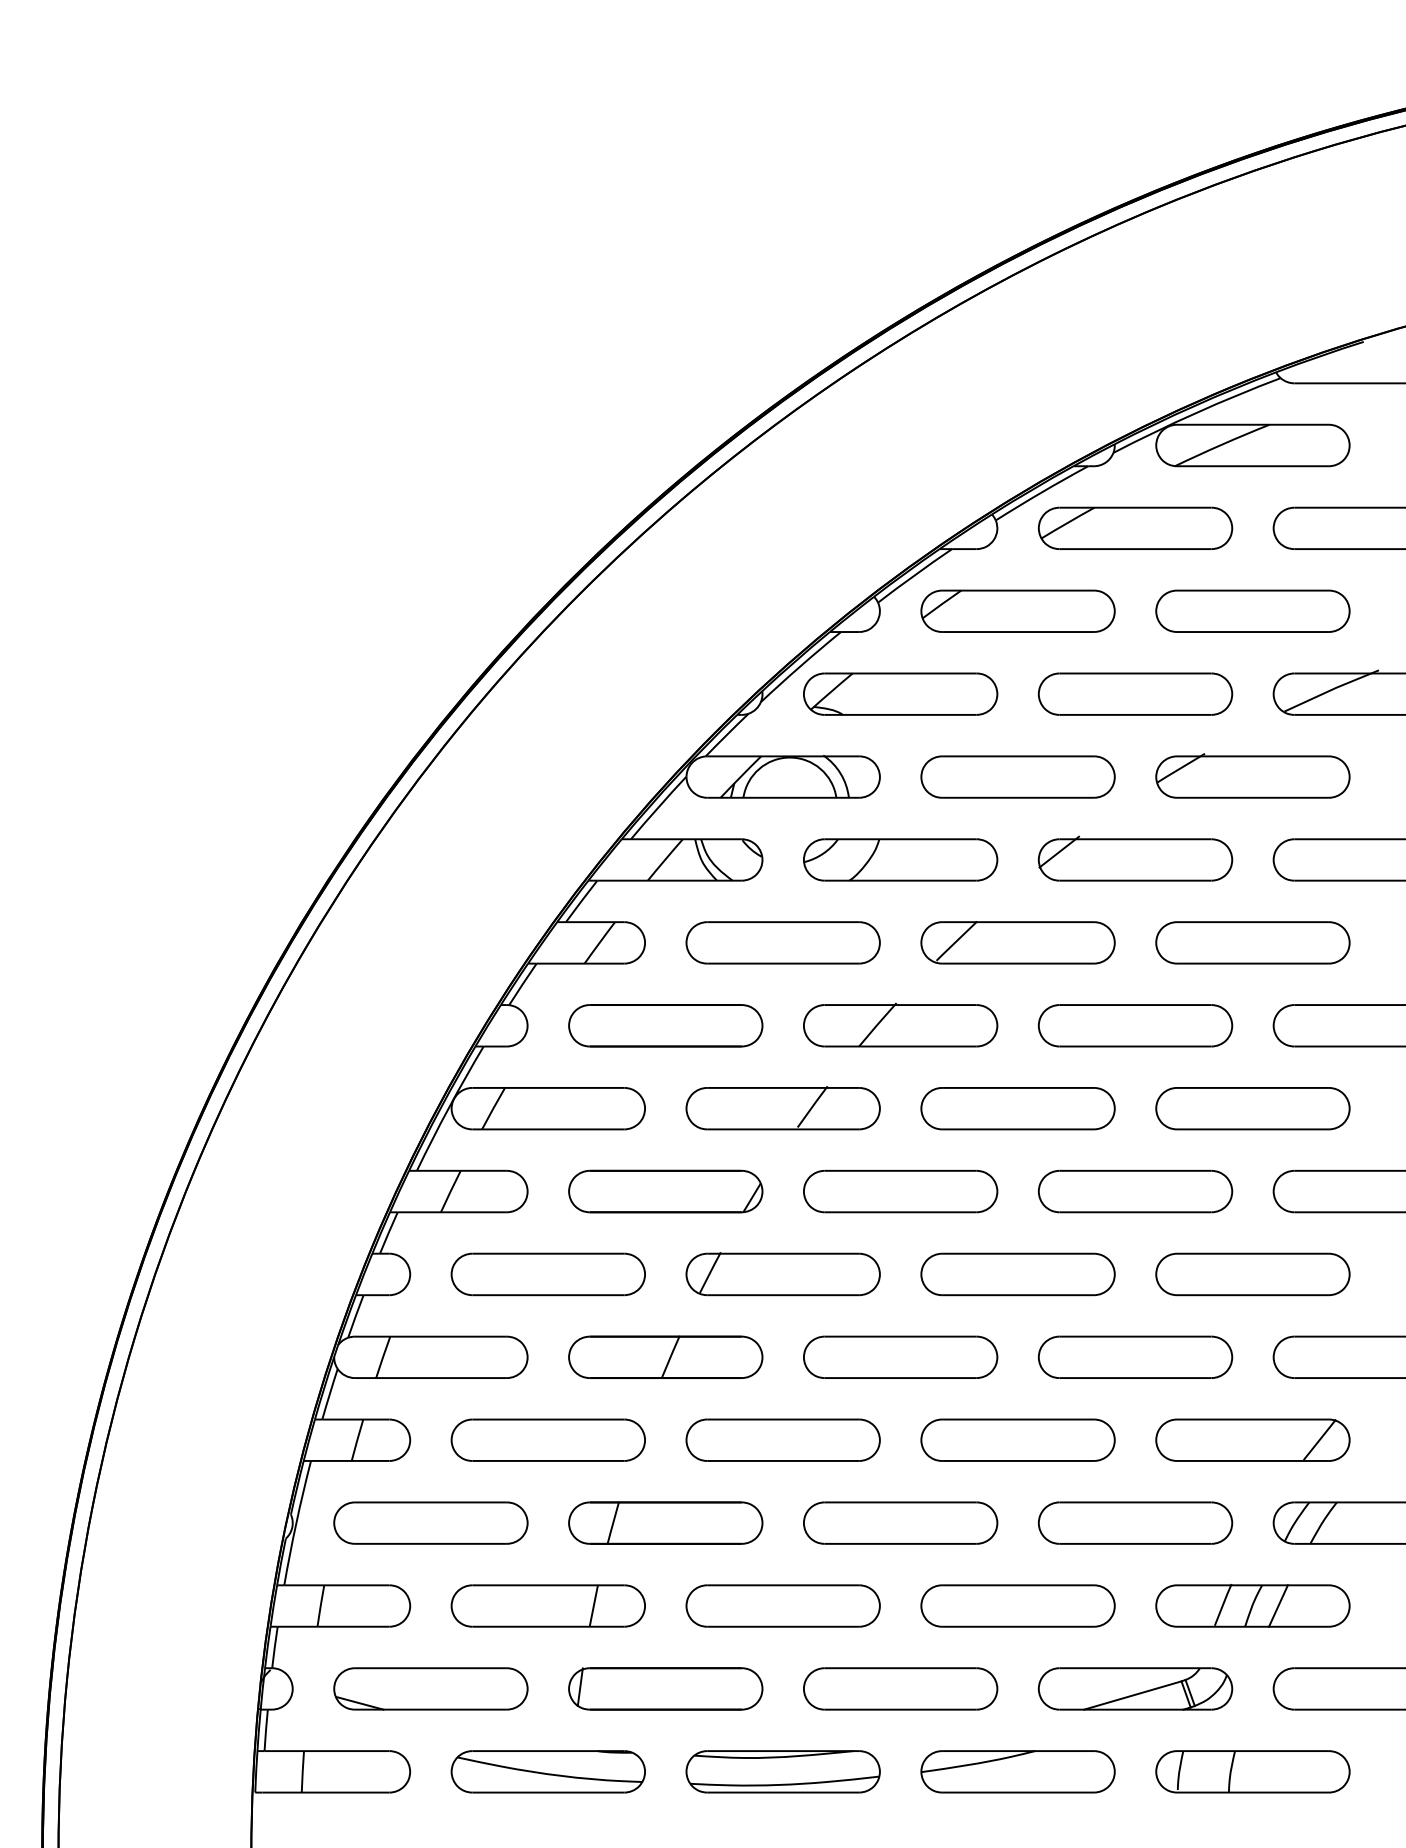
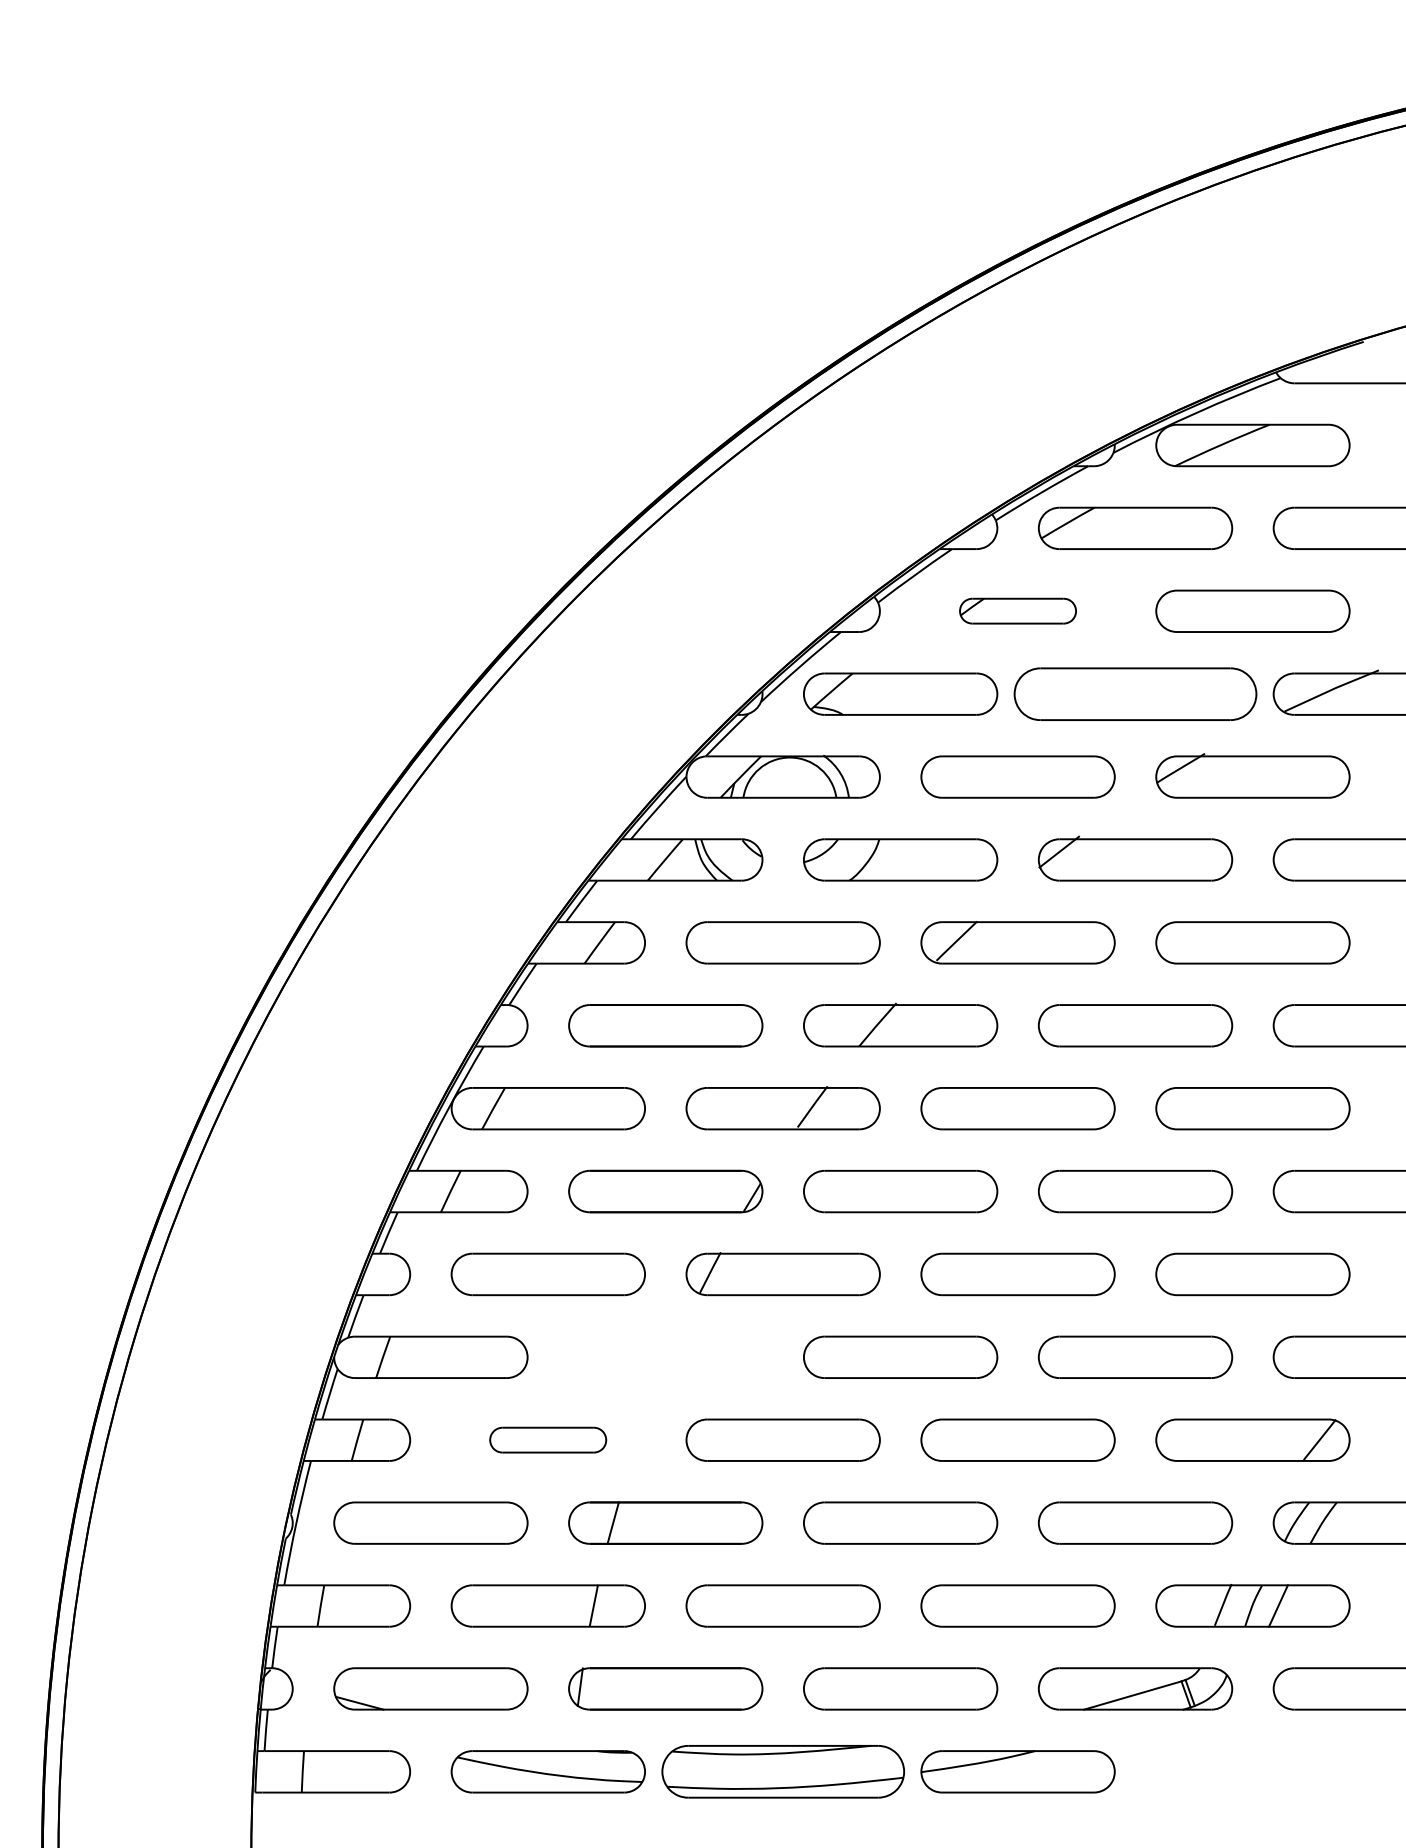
part size: 196x44 px -> 118x28 px (1017, 610)
part size: 197x44 px -> 245x54 px (1135, 693)
part: present -> none (665, 1356)
part size: 196x44 px -> 119x28 px (548, 1439)
part size: 196x44 px -> 244x54 px (782, 1771)
part: present -> none (1252, 1771)
